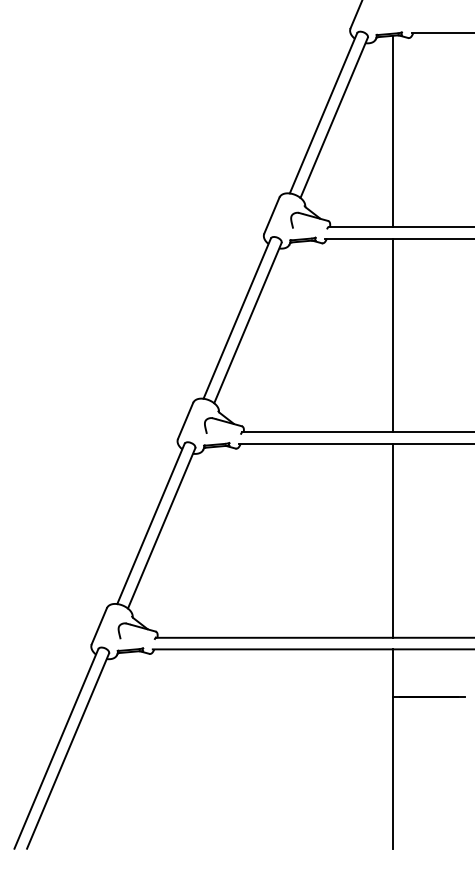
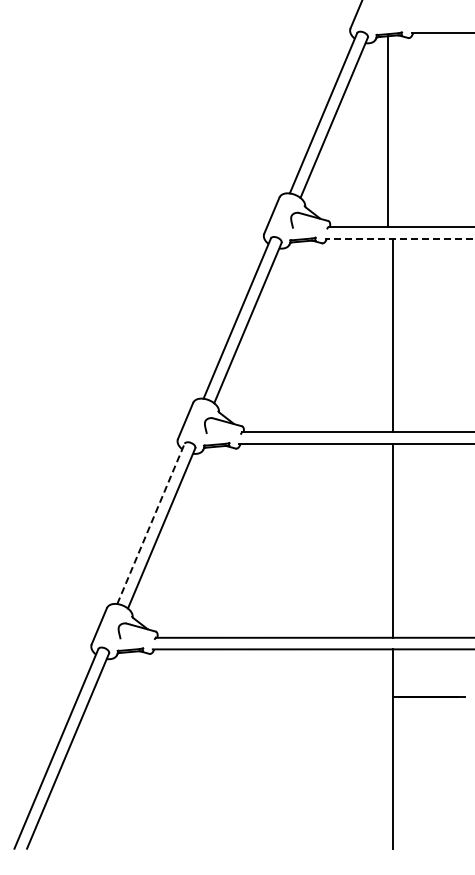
line position: (392, 131) -> (387, 131) (387, 131)
line: solid -> dashed (399, 238)
line: solid -> dashed (150, 523)
